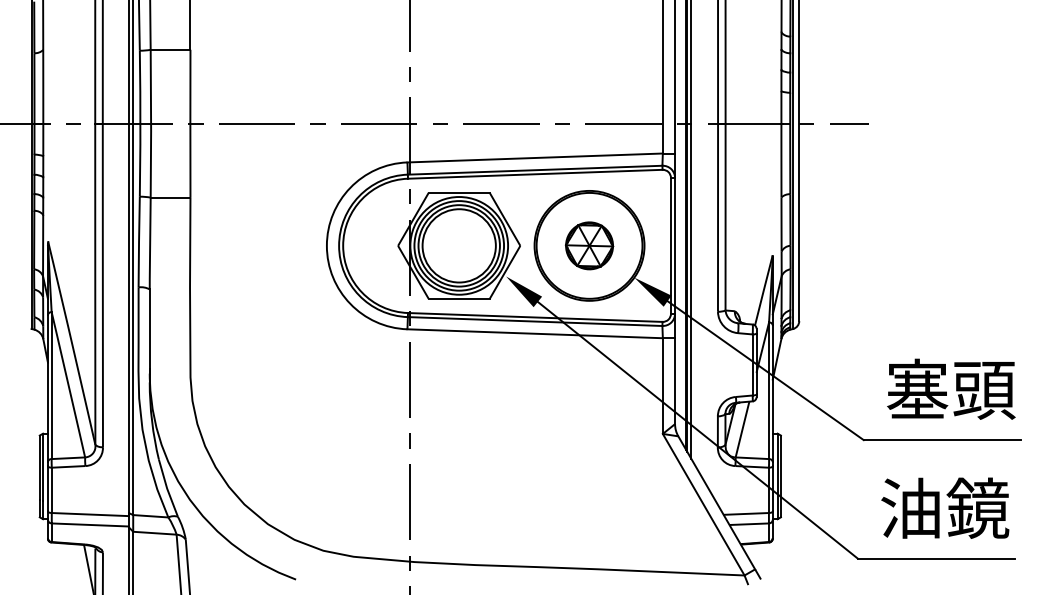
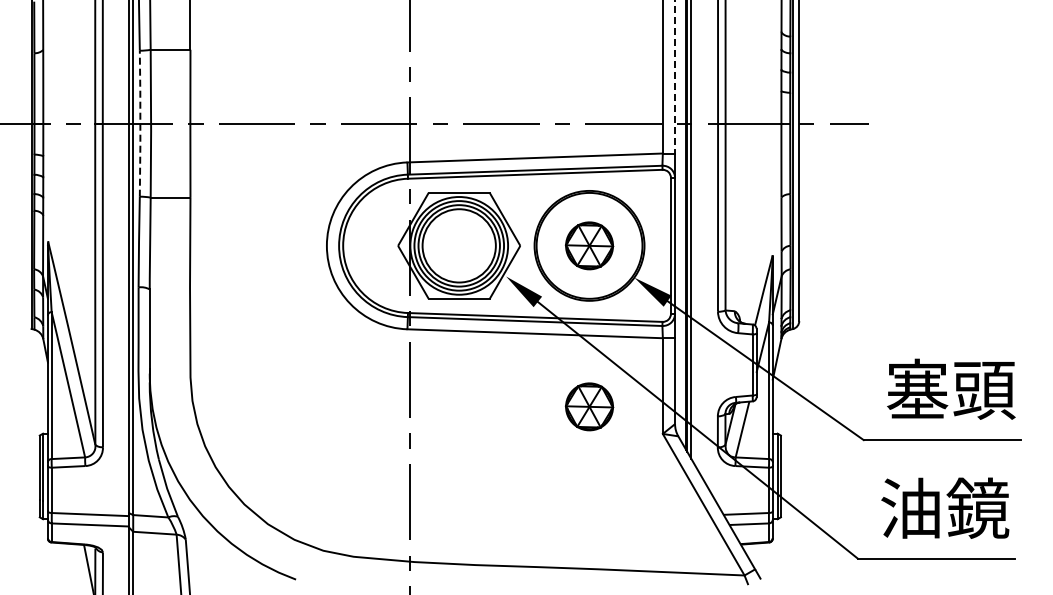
line: solid -> dashed (675, 76)
line: solid -> dashed (140, 123)
part: none -> present (589, 406)
